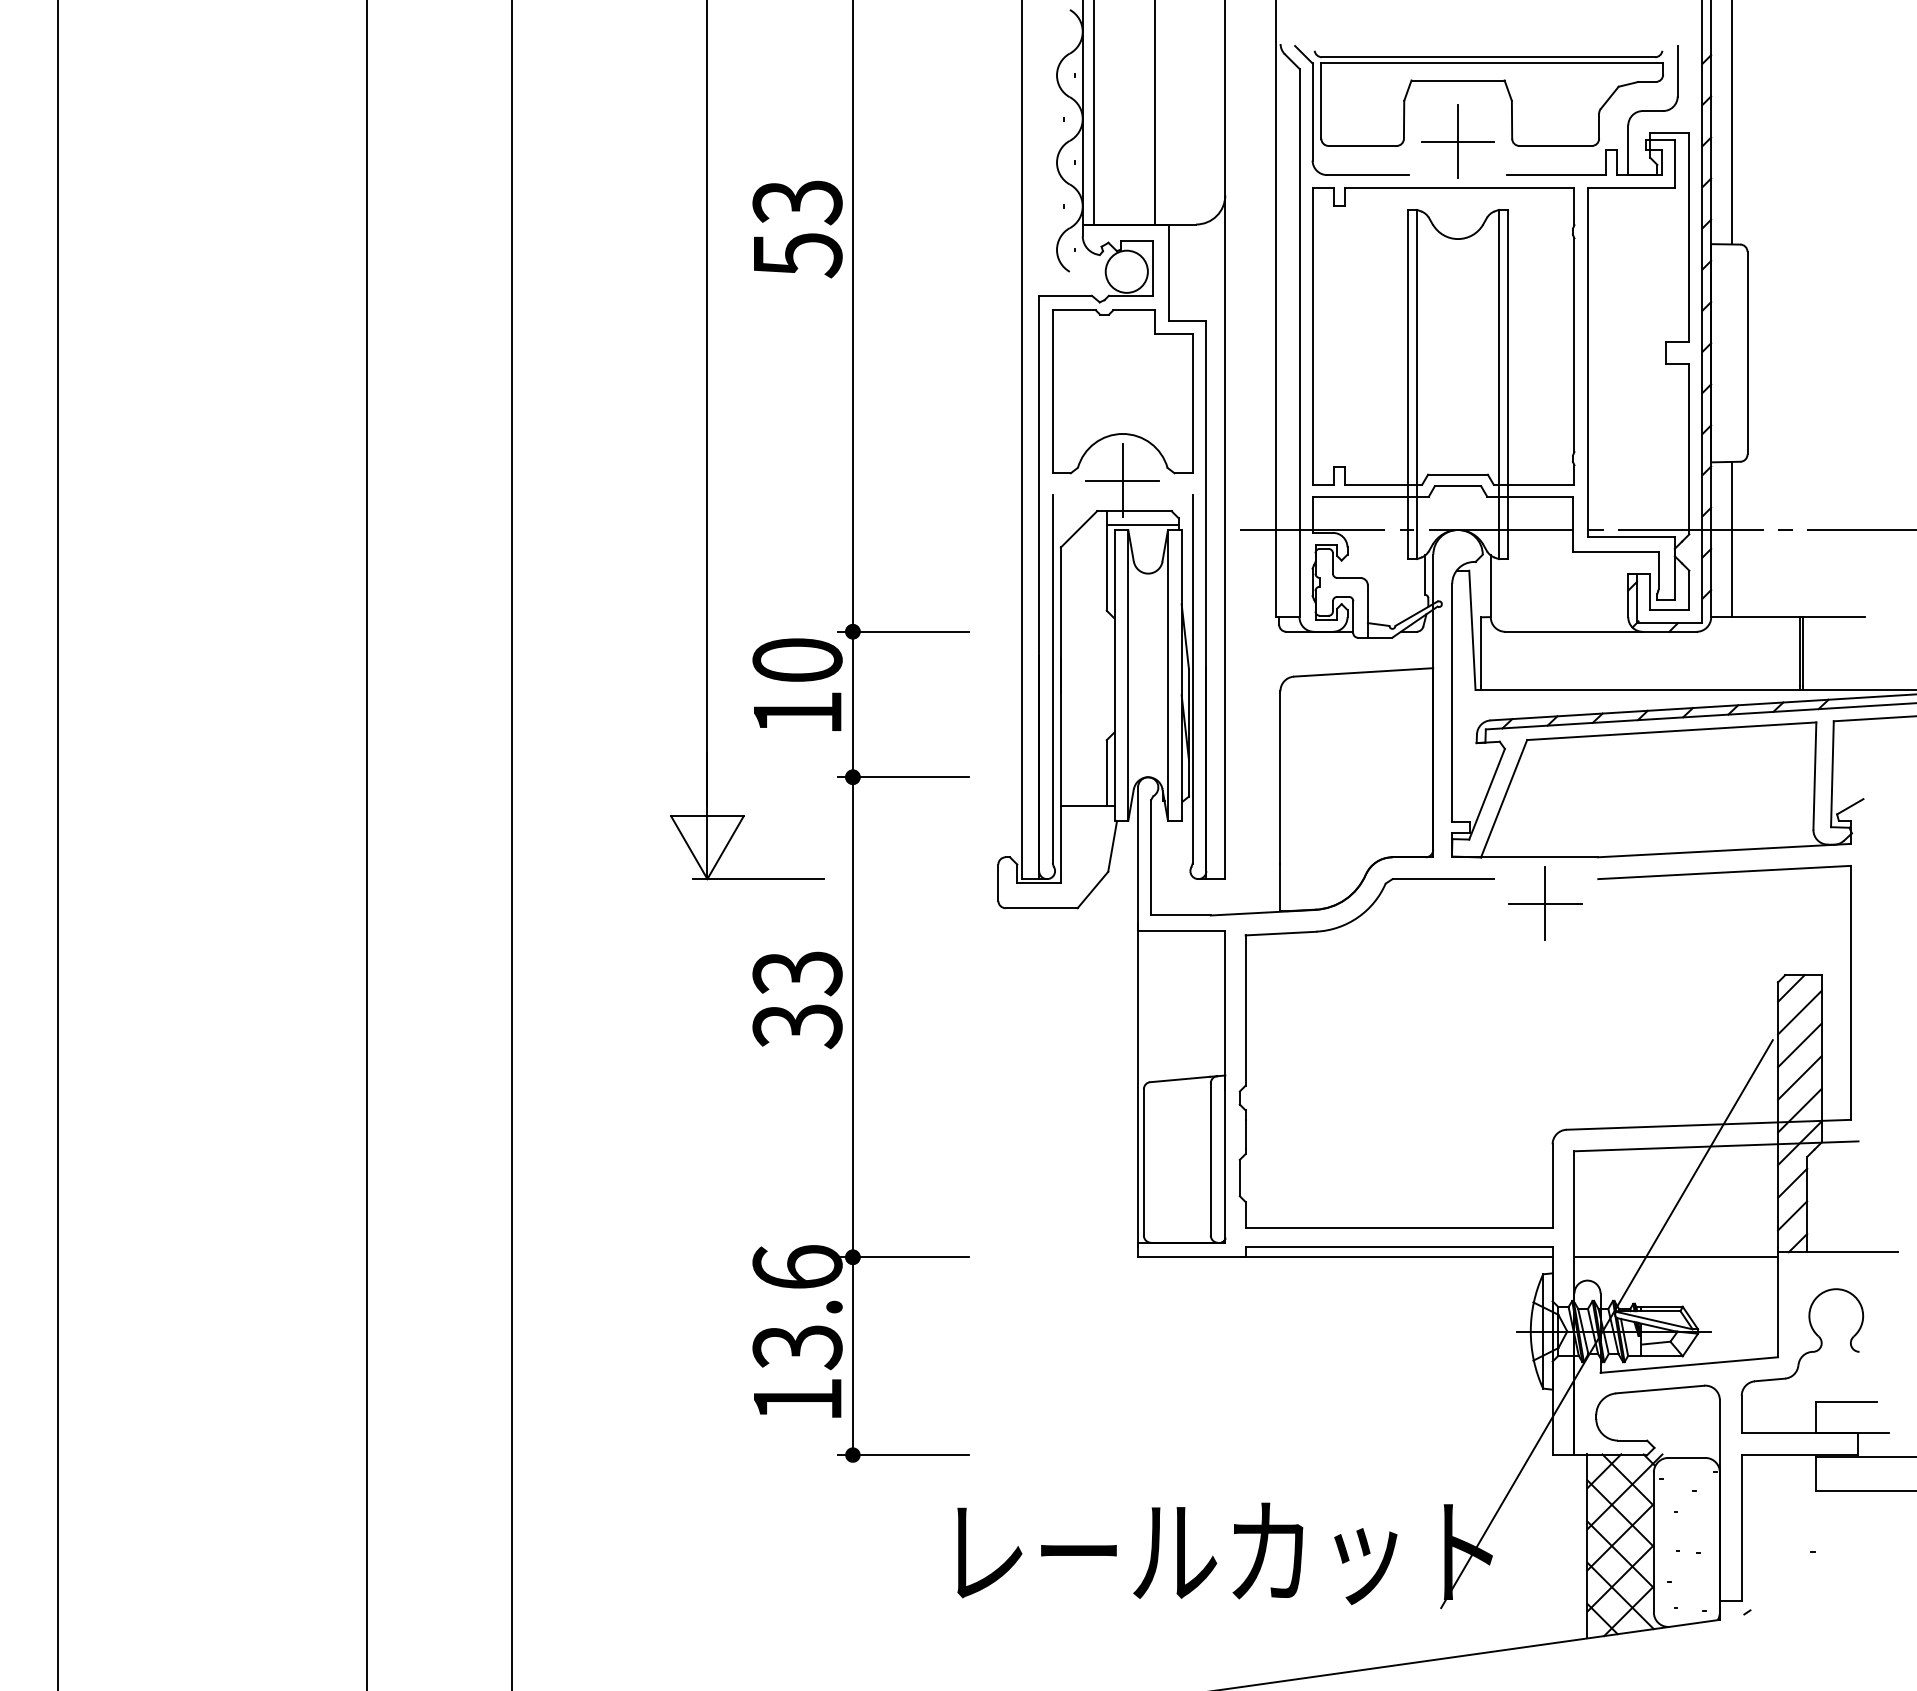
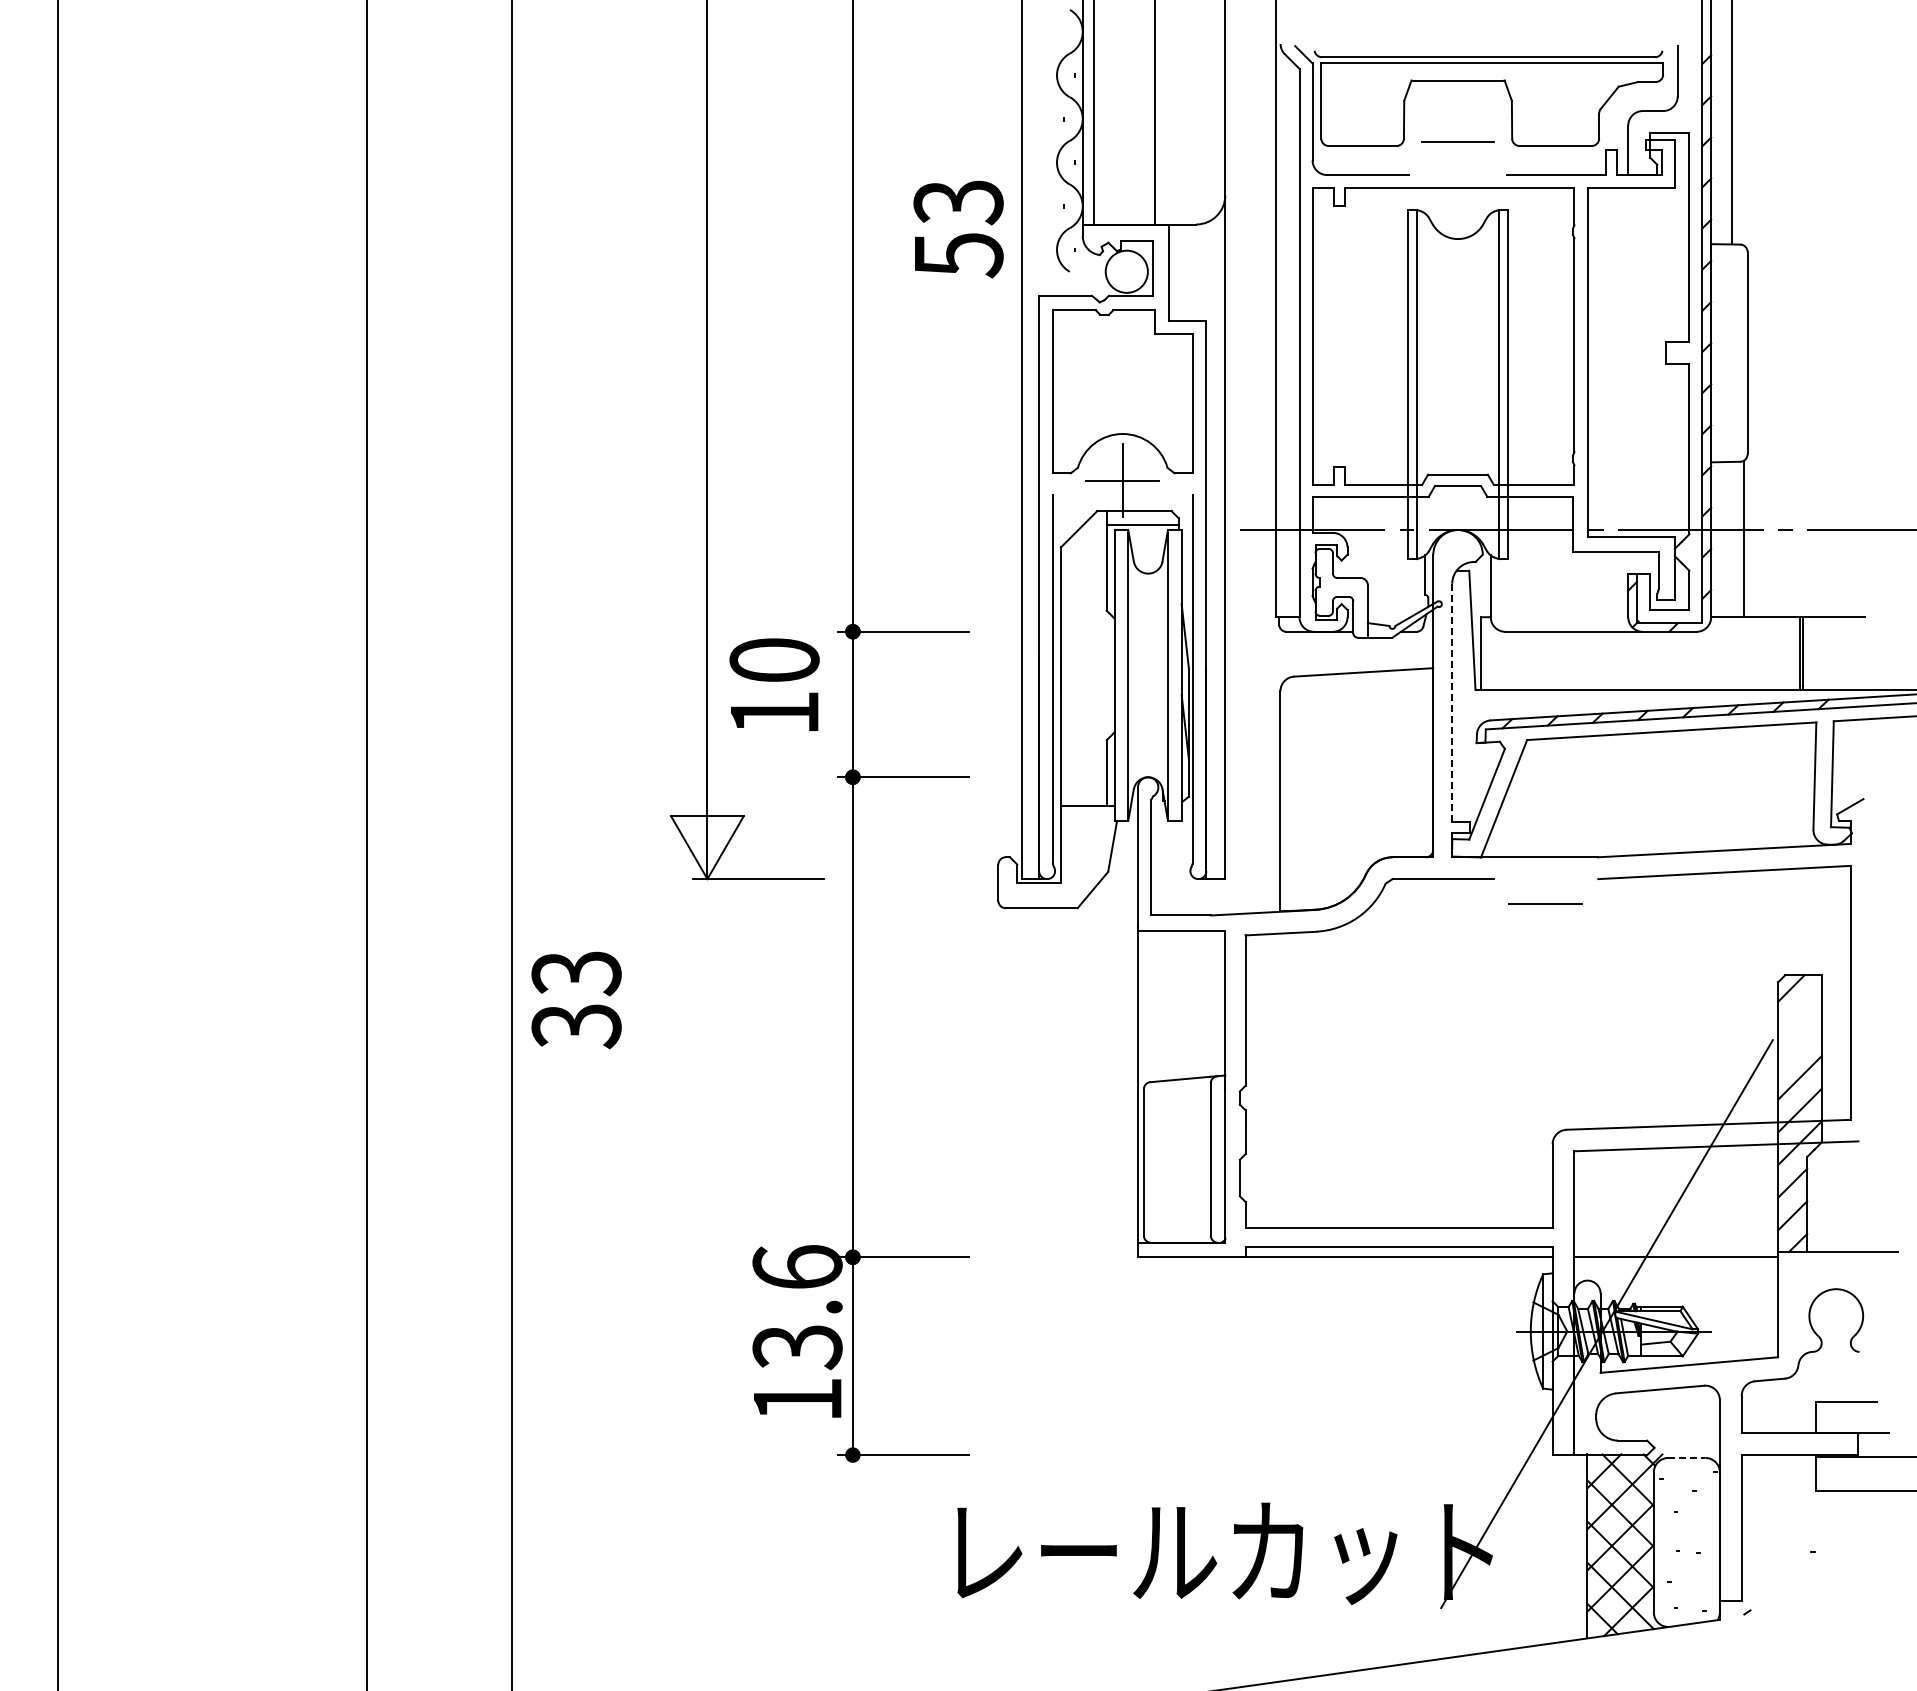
line: present -> none (1458, 141)
text position: (797, 229) -> (958, 229) (958, 229)
line position: (1731, 539) -> (1743, 539) (1743, 539)
text position: (797, 684) -> (774, 684) (774, 684)
line: solid -> dashed (1452, 702)
line: present -> none (1545, 903)
text position: (797, 1000) -> (576, 1000) (576, 1000)
line: present -> none (1799, 1012)
line: present -> none (1799, 1045)
line: solid -> dashed (1687, 1457)
